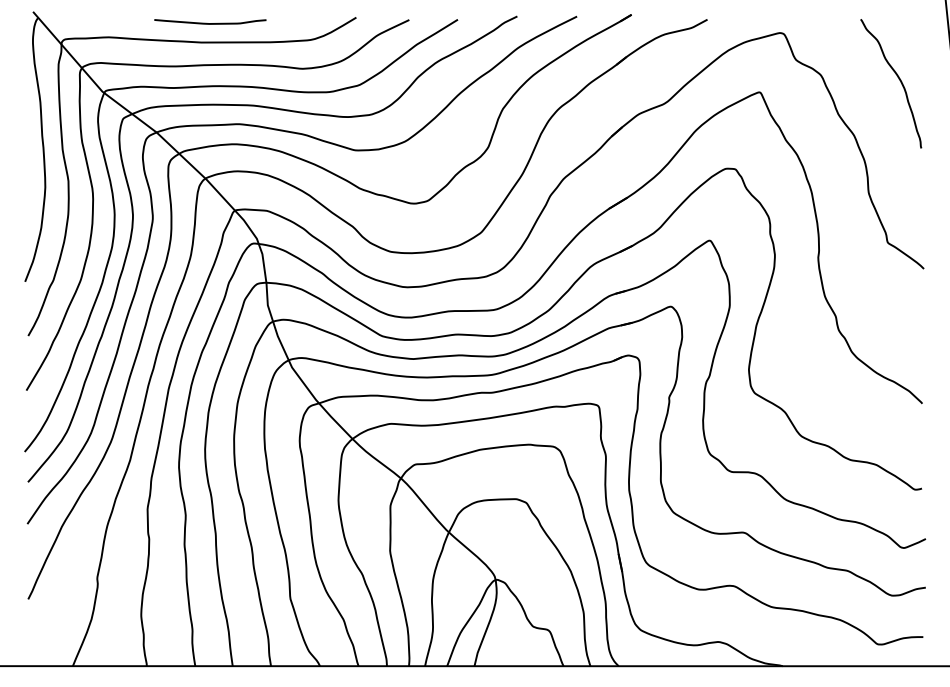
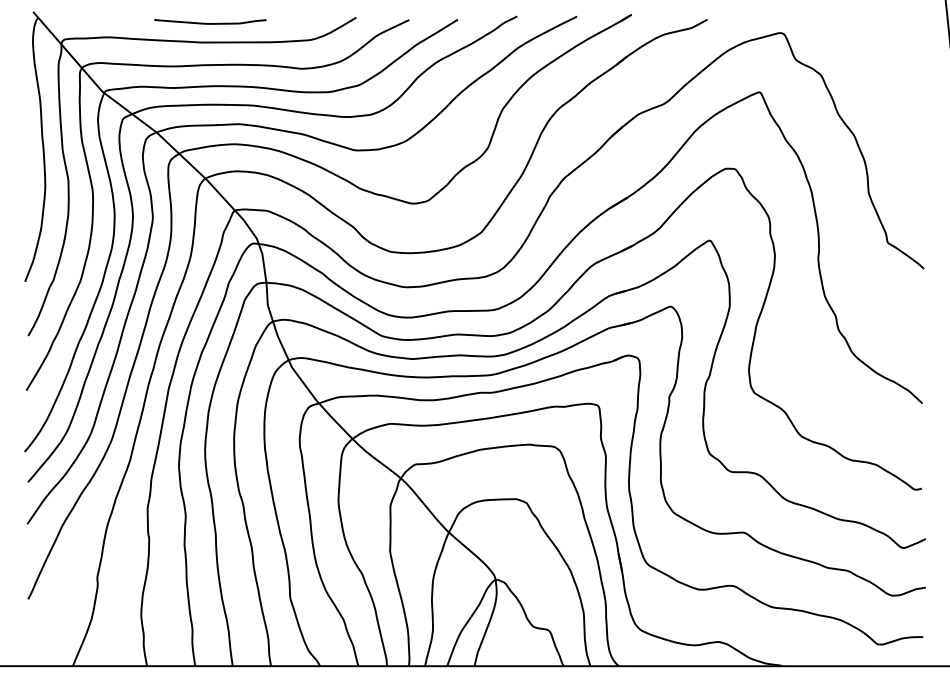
curve: present -> none (898, 79)
